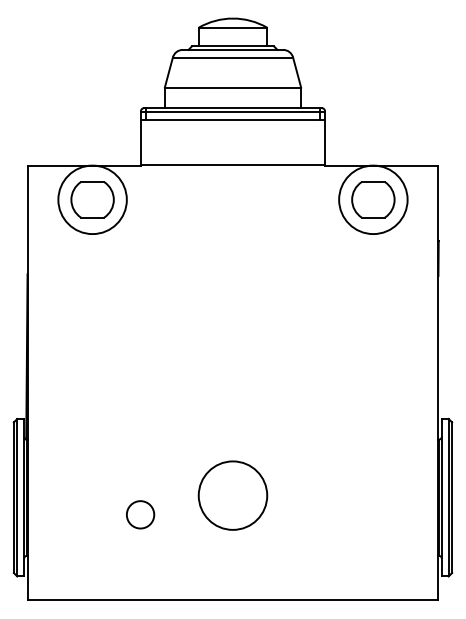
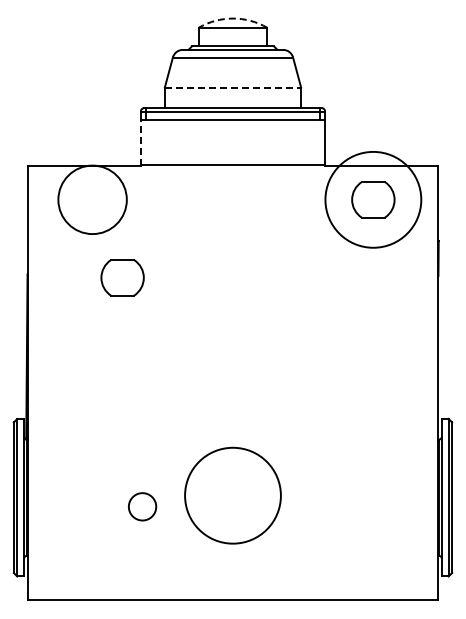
arc: solid -> dashed (232, 18)
line: solid -> dashed (233, 87)
line: solid -> dashed (140, 143)
part position: (92, 199) -> (122, 277) (122, 277)
circle diameter: 68 px -> 96 px (373, 199)
circle size: 72x71 px -> 98x99 px (232, 495)
circle position: (140, 514) -> (142, 506) (142, 506)
